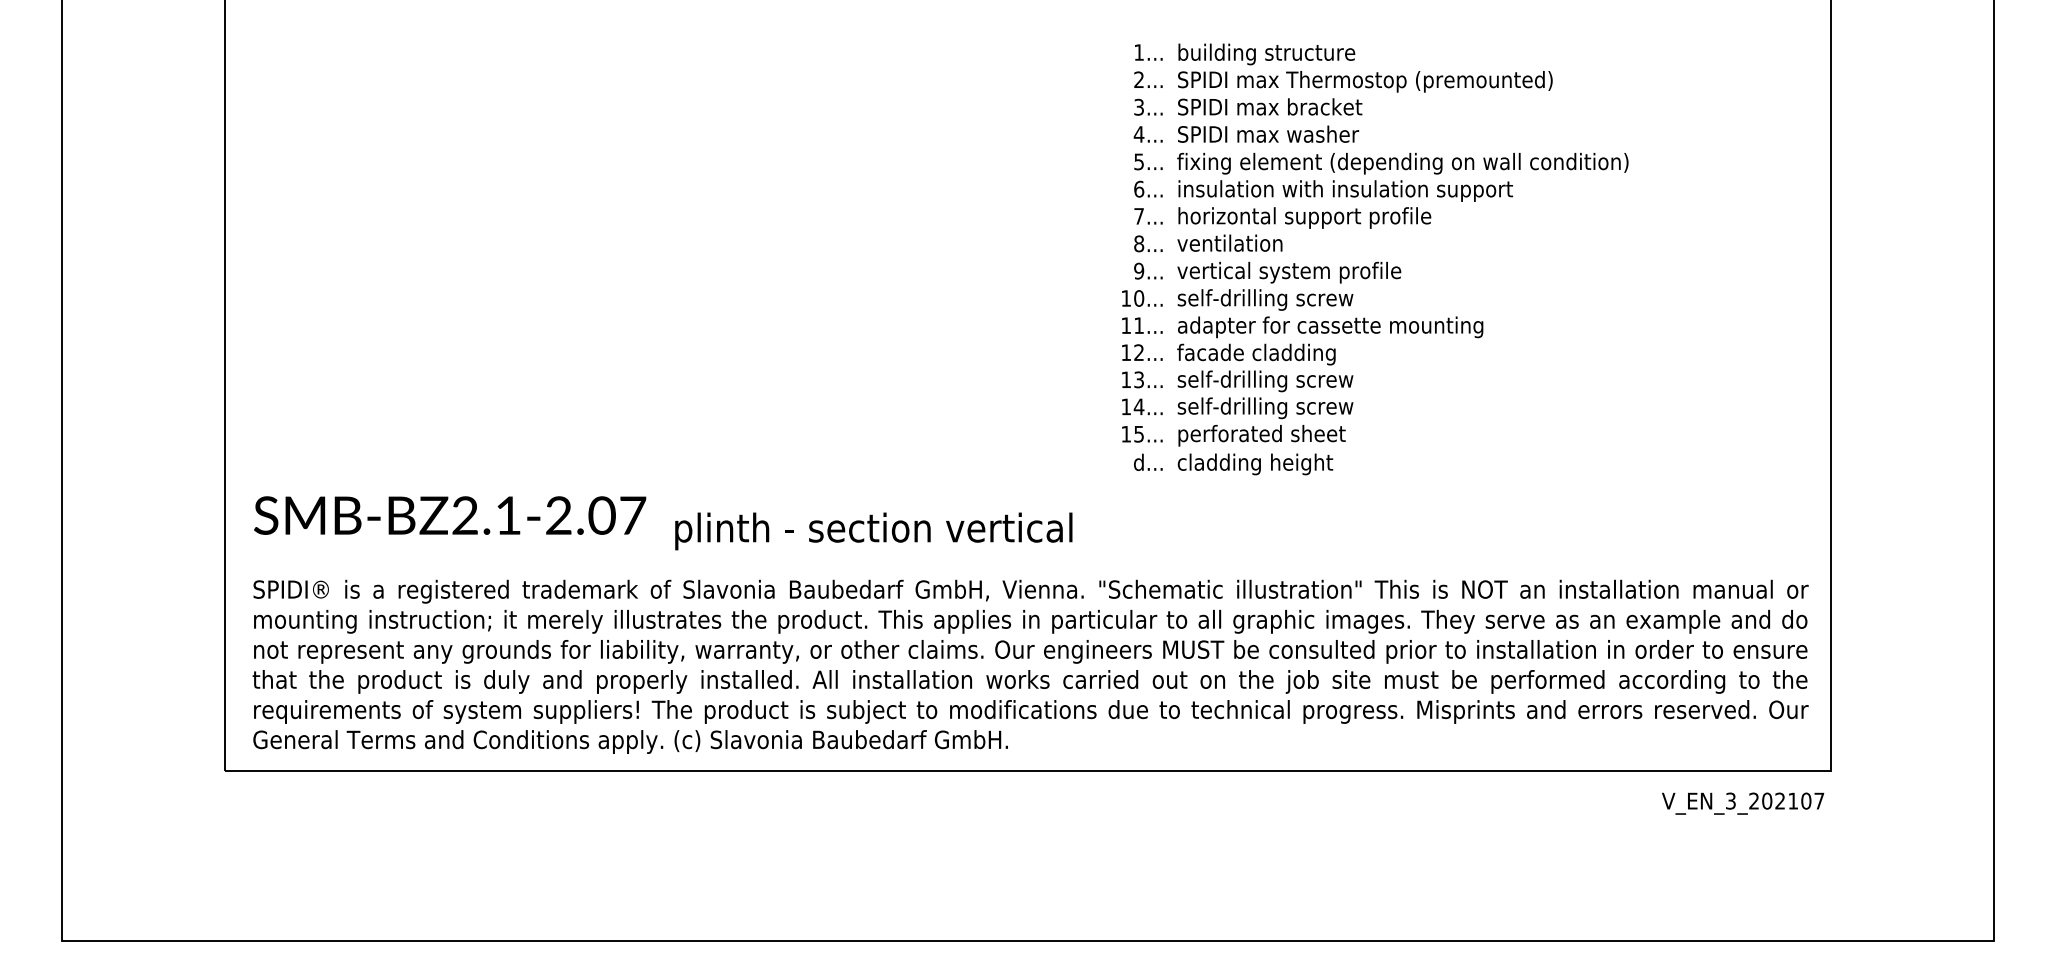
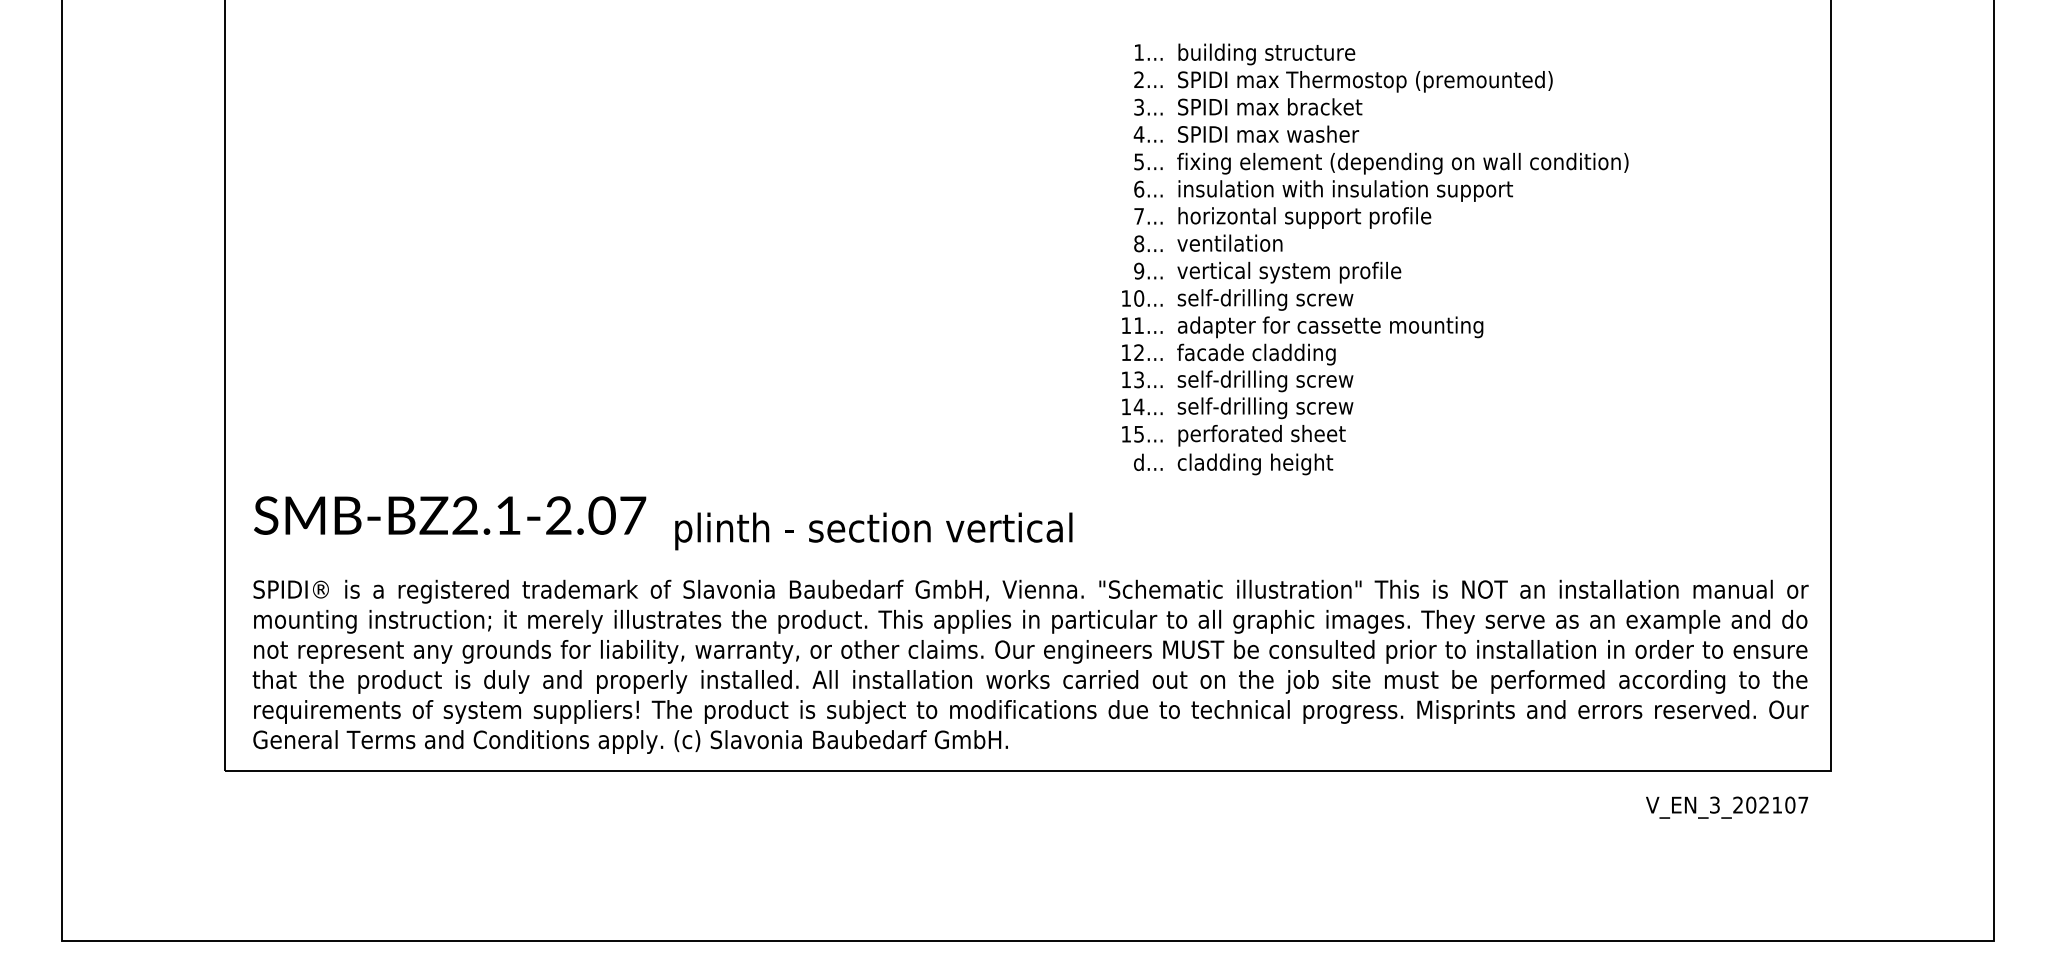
text position: (1743, 803) -> (1727, 807) (1727, 807)
